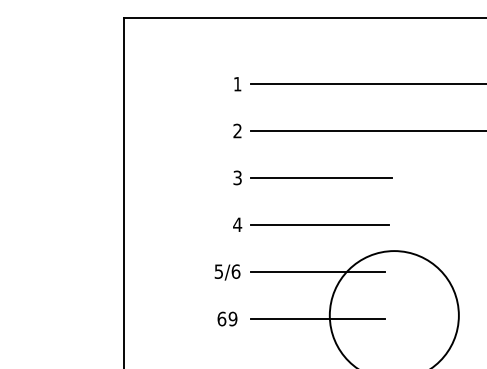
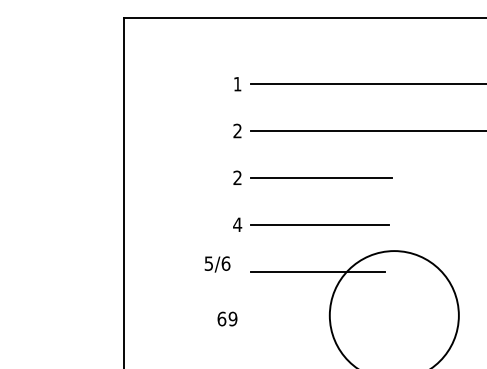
text: 3 -> 2 (237, 178)
text position: (227, 272) -> (217, 264) (217, 264)
line: present -> none (317, 319)
